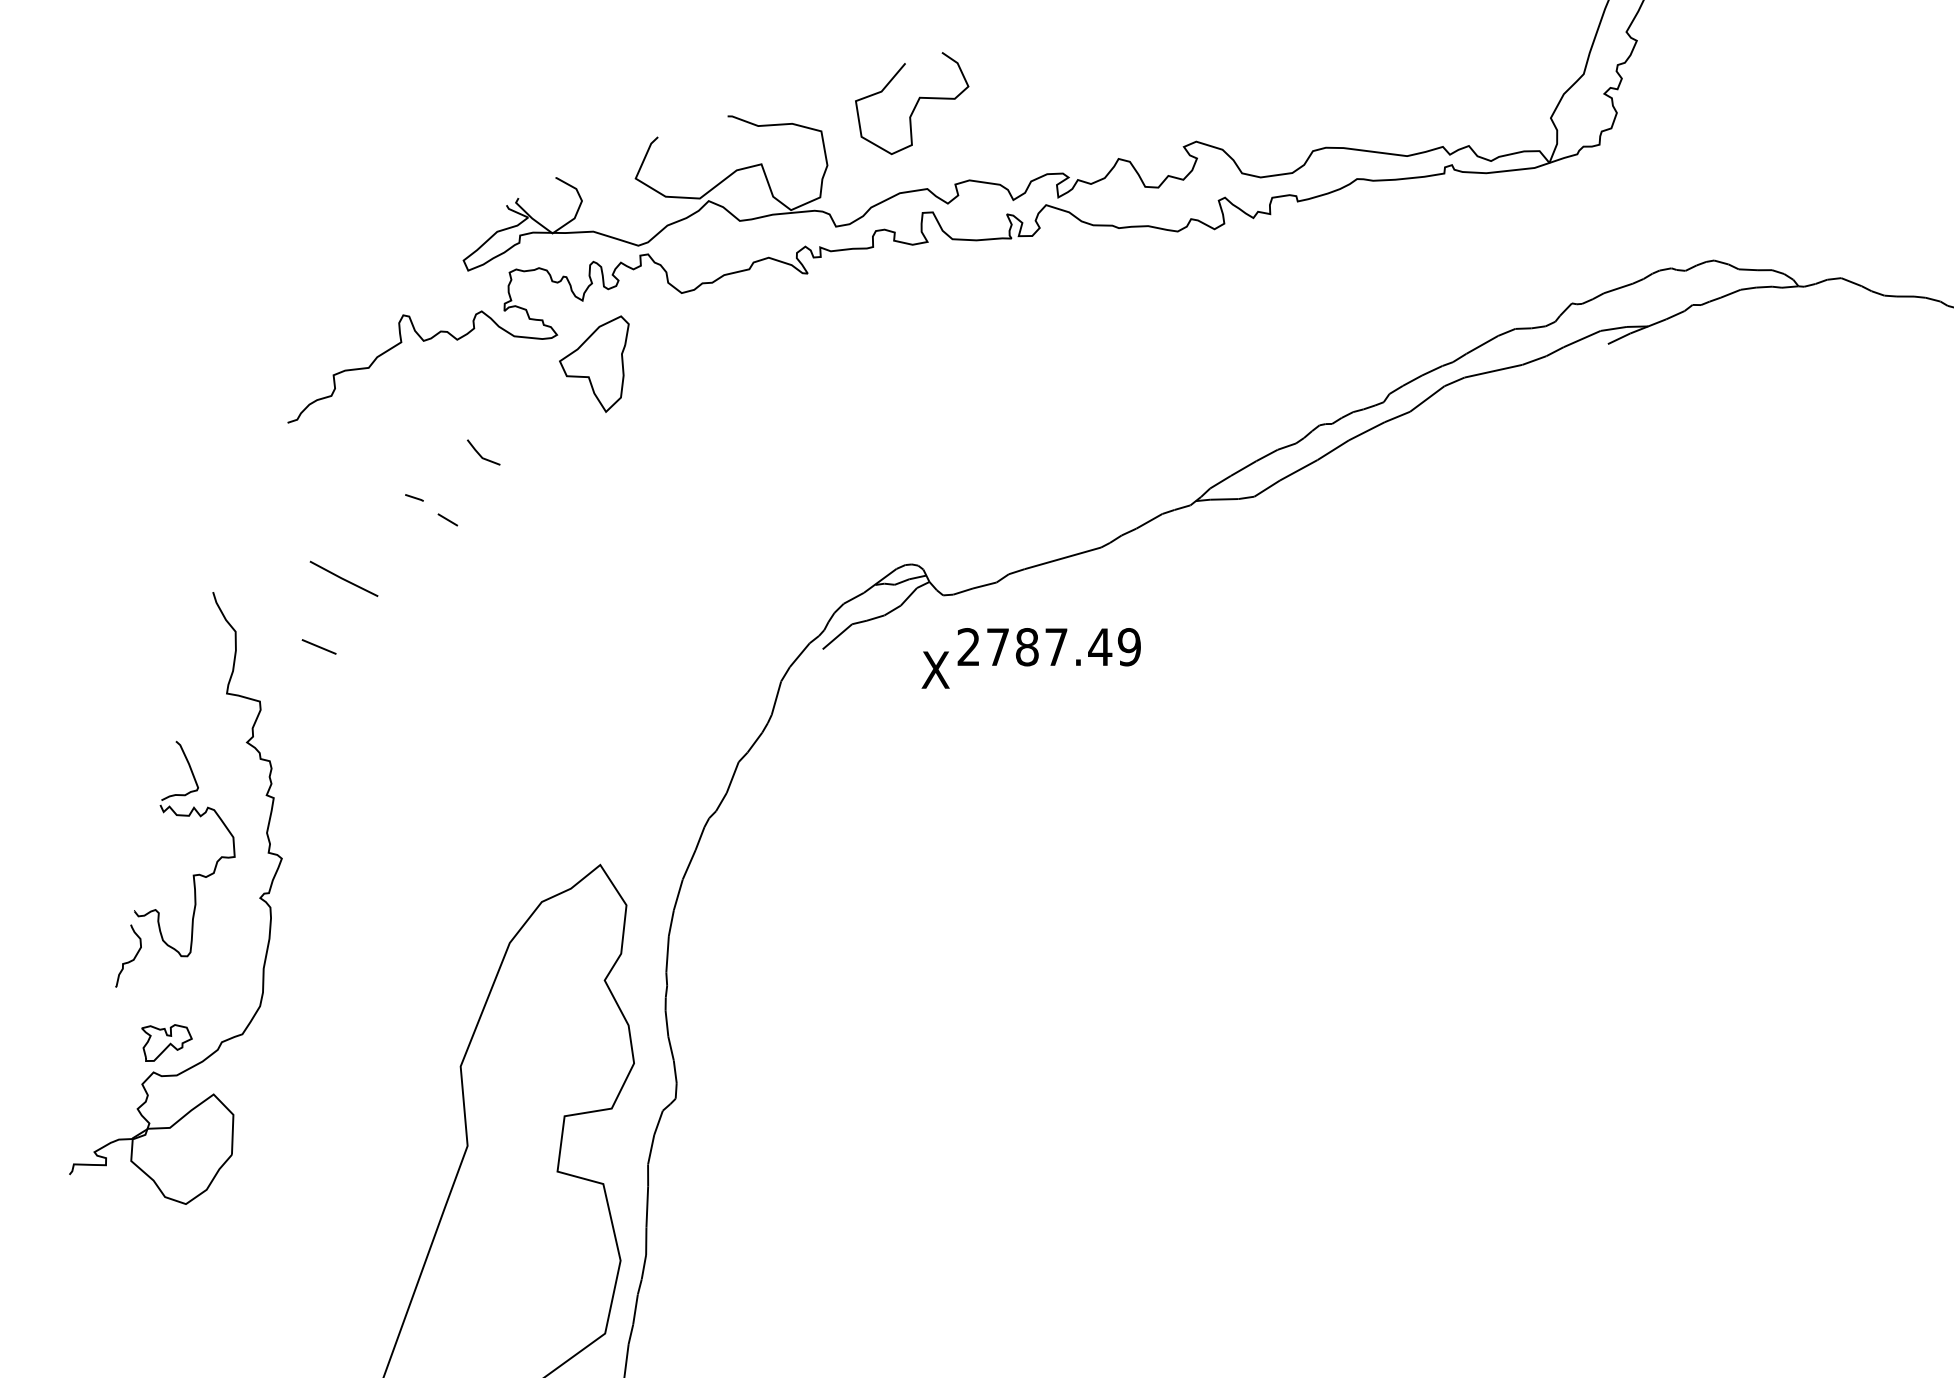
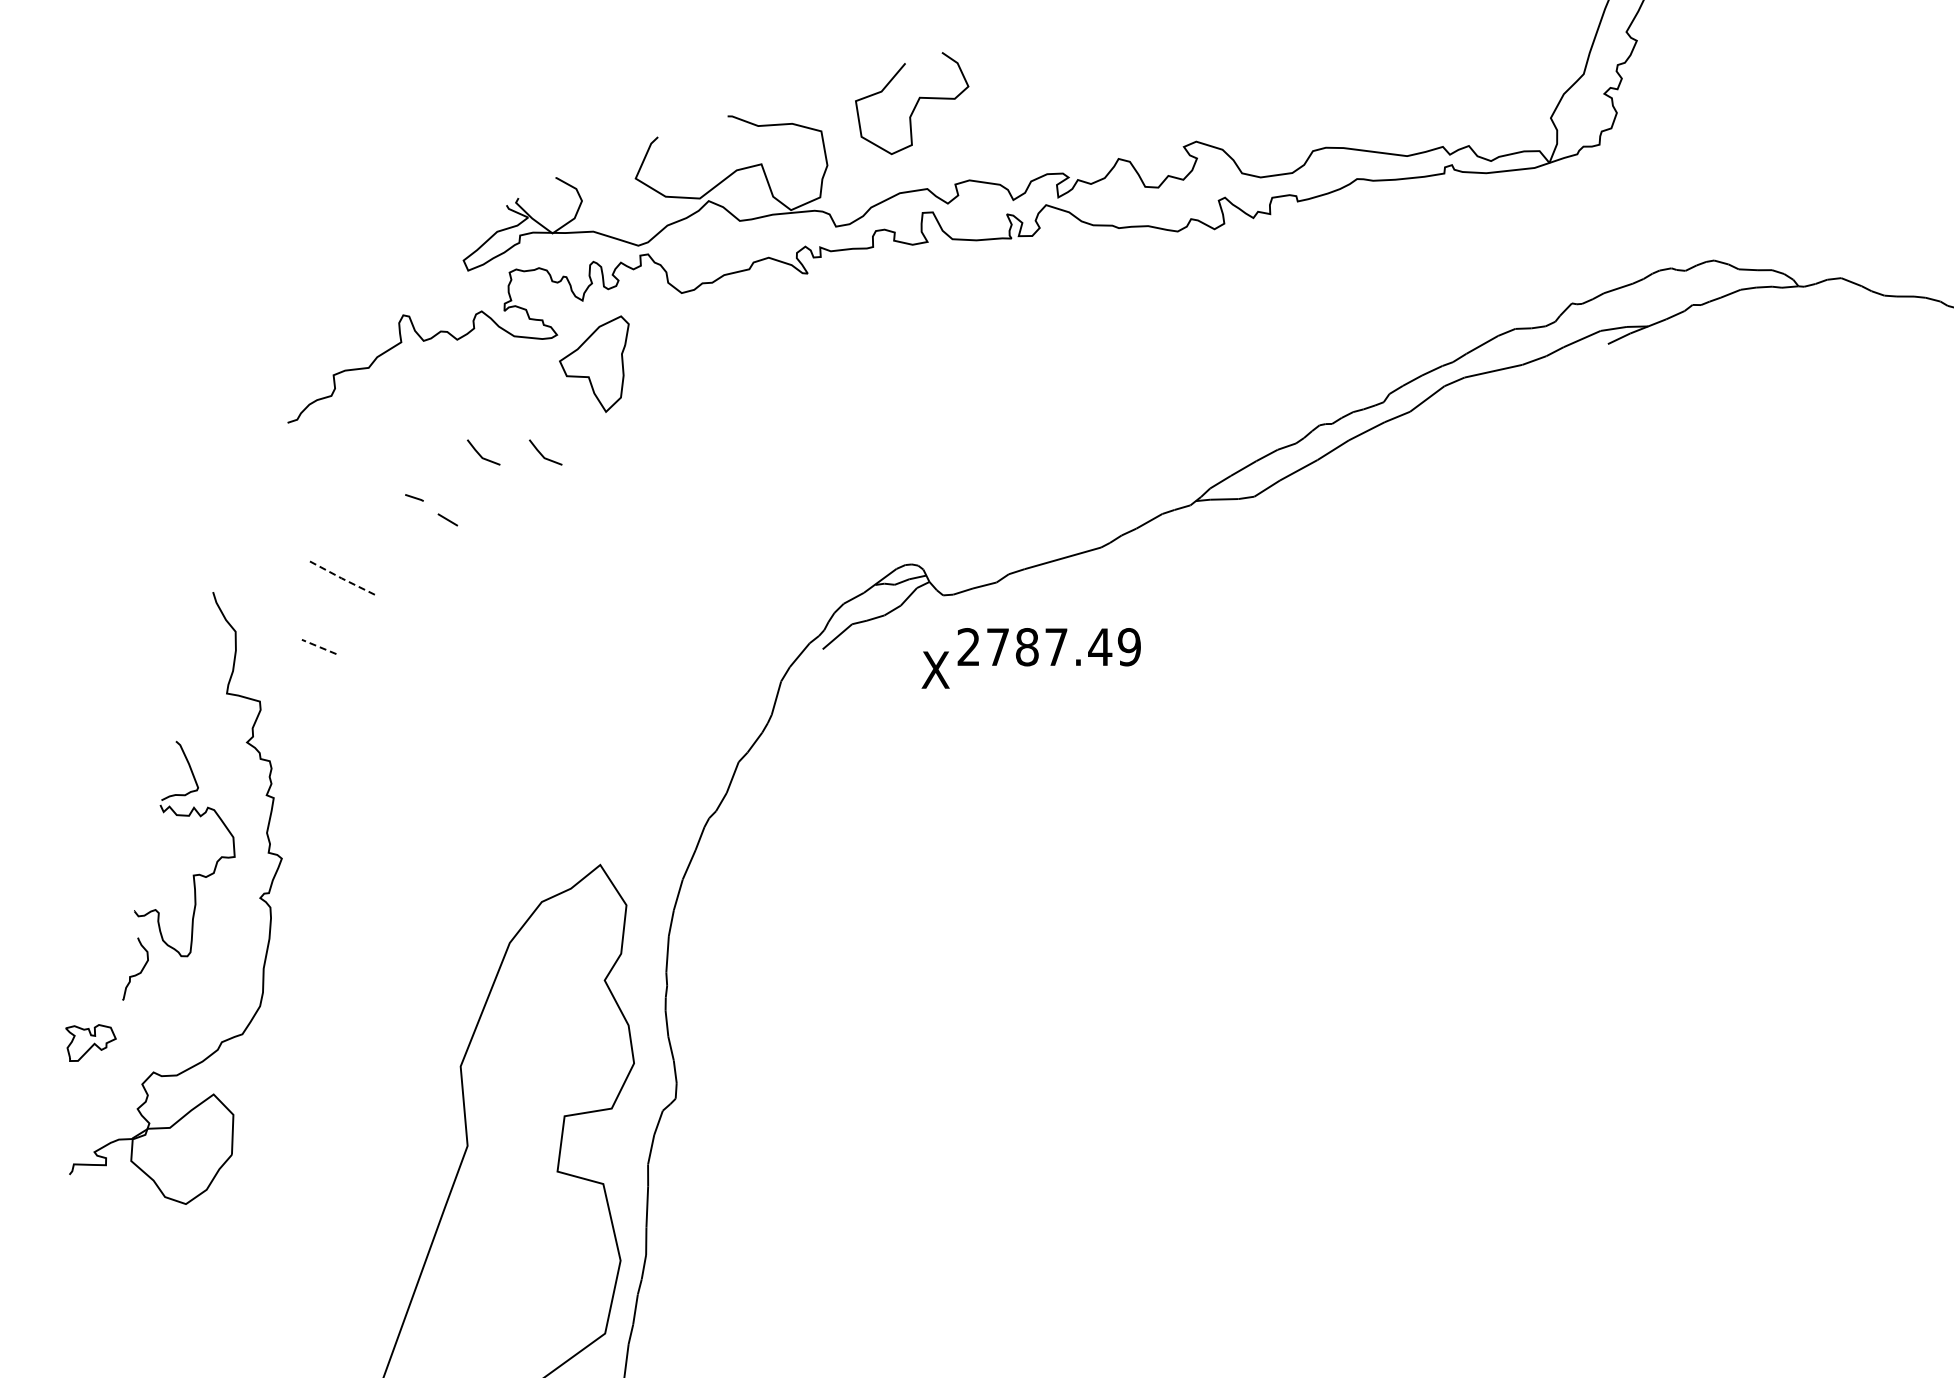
line: none -> present (542, 454)
line: solid -> dashed (343, 579)
line: solid -> dashed (319, 646)
curve position: (130, 960) -> (137, 973) (137, 973)
part position: (166, 1042) -> (90, 1042) (90, 1042)
